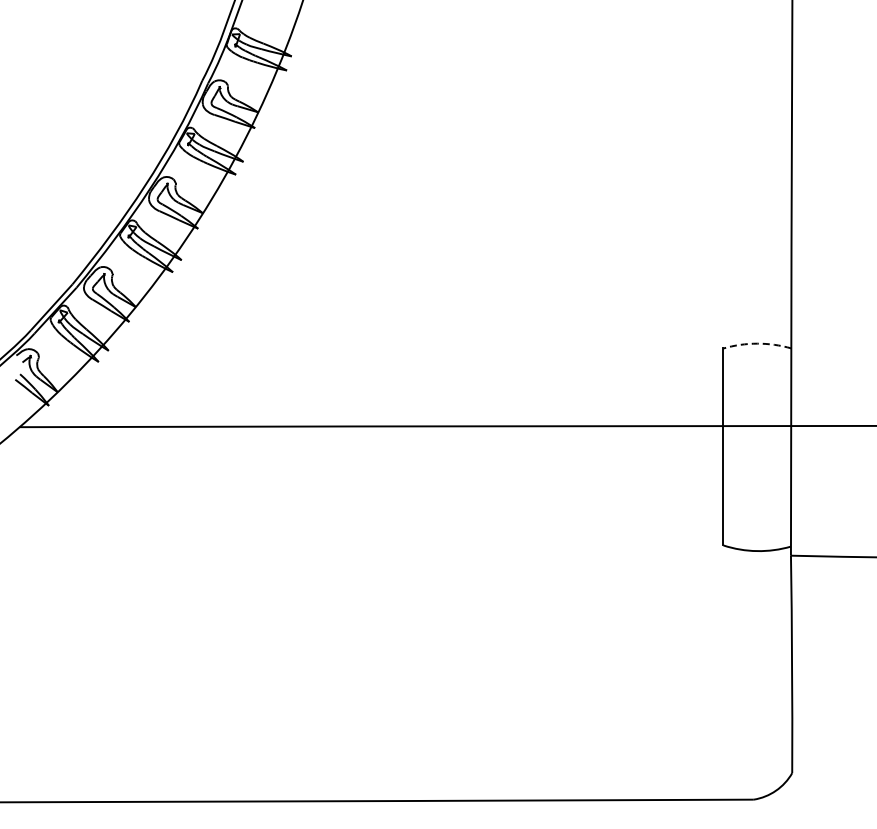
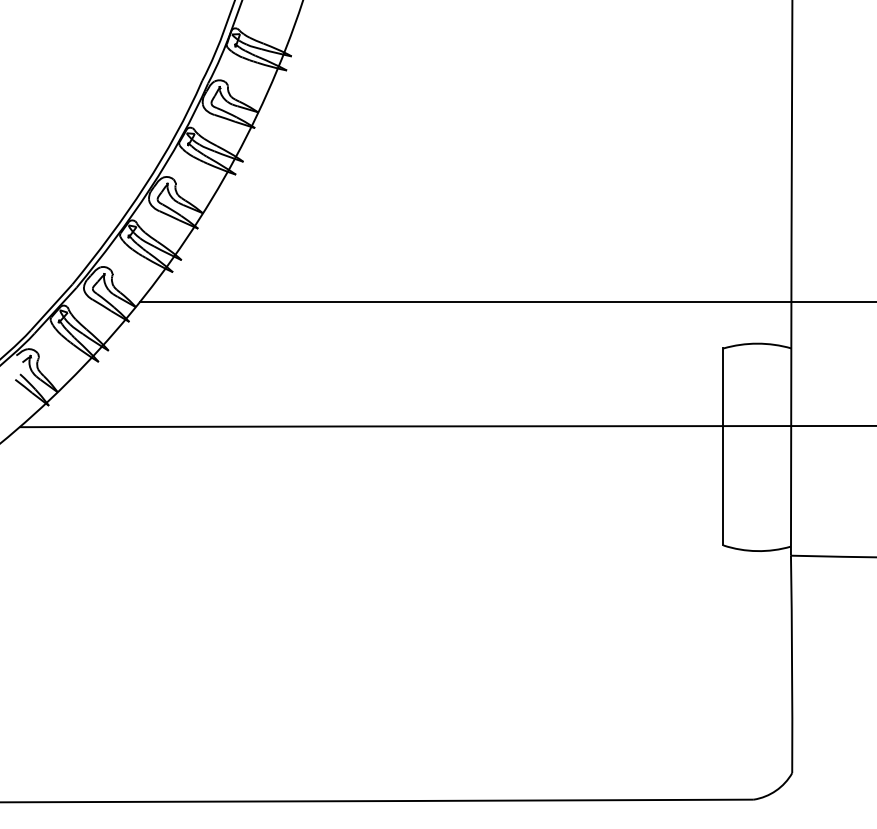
line: none -> present (506, 301)
arc: dashed -> solid (757, 343)
